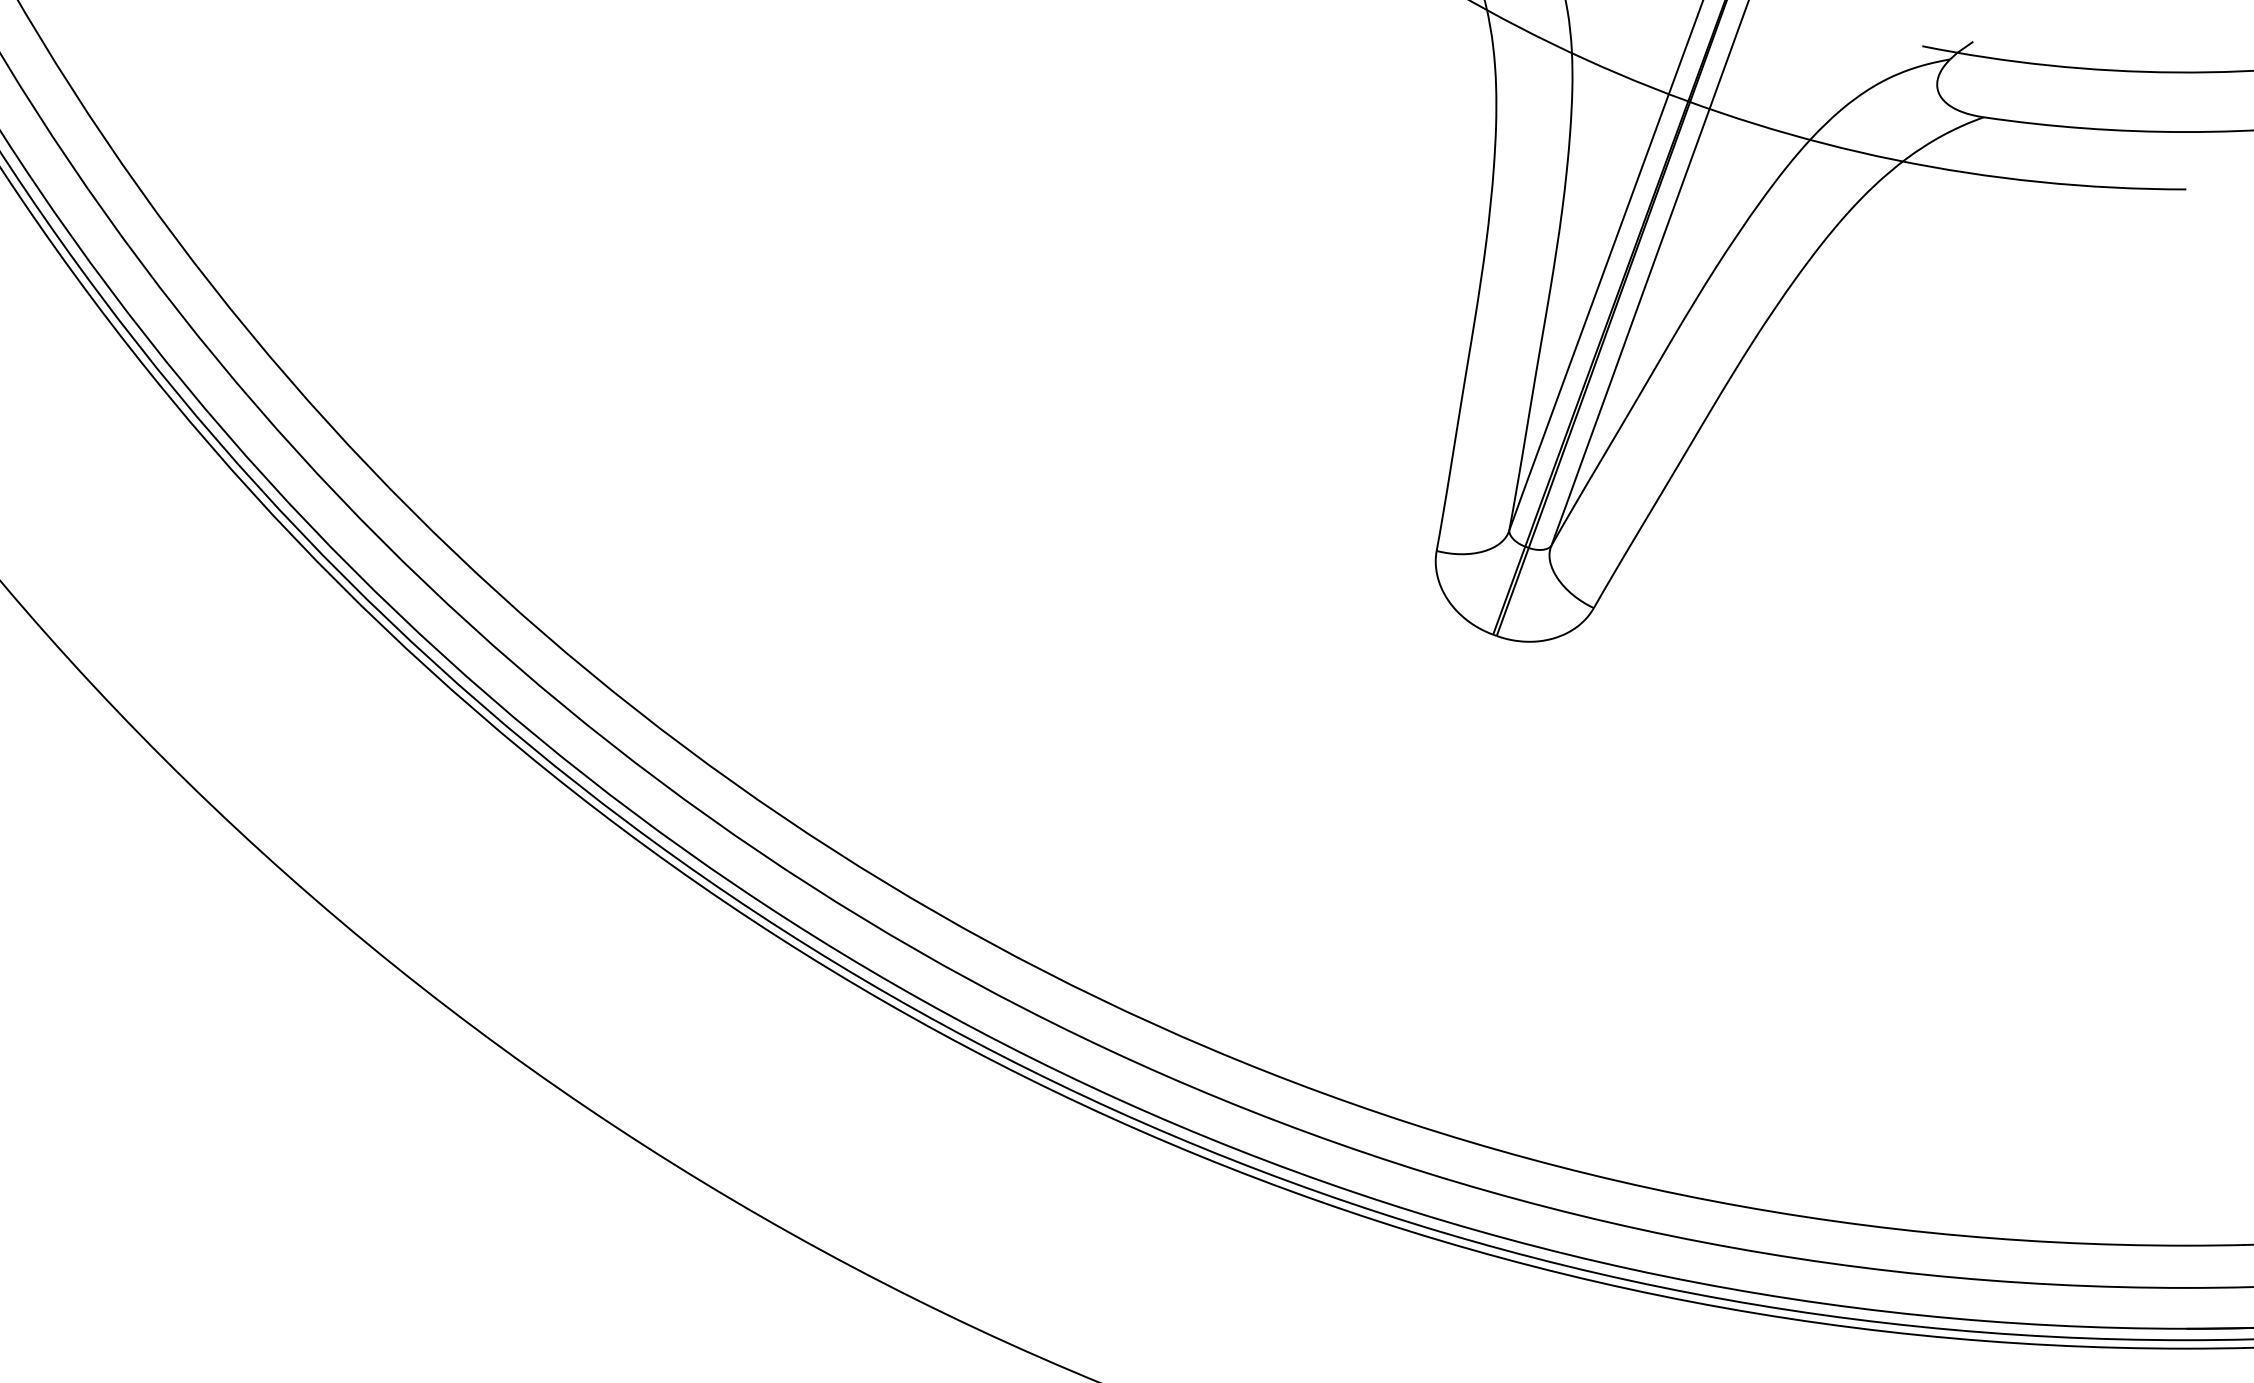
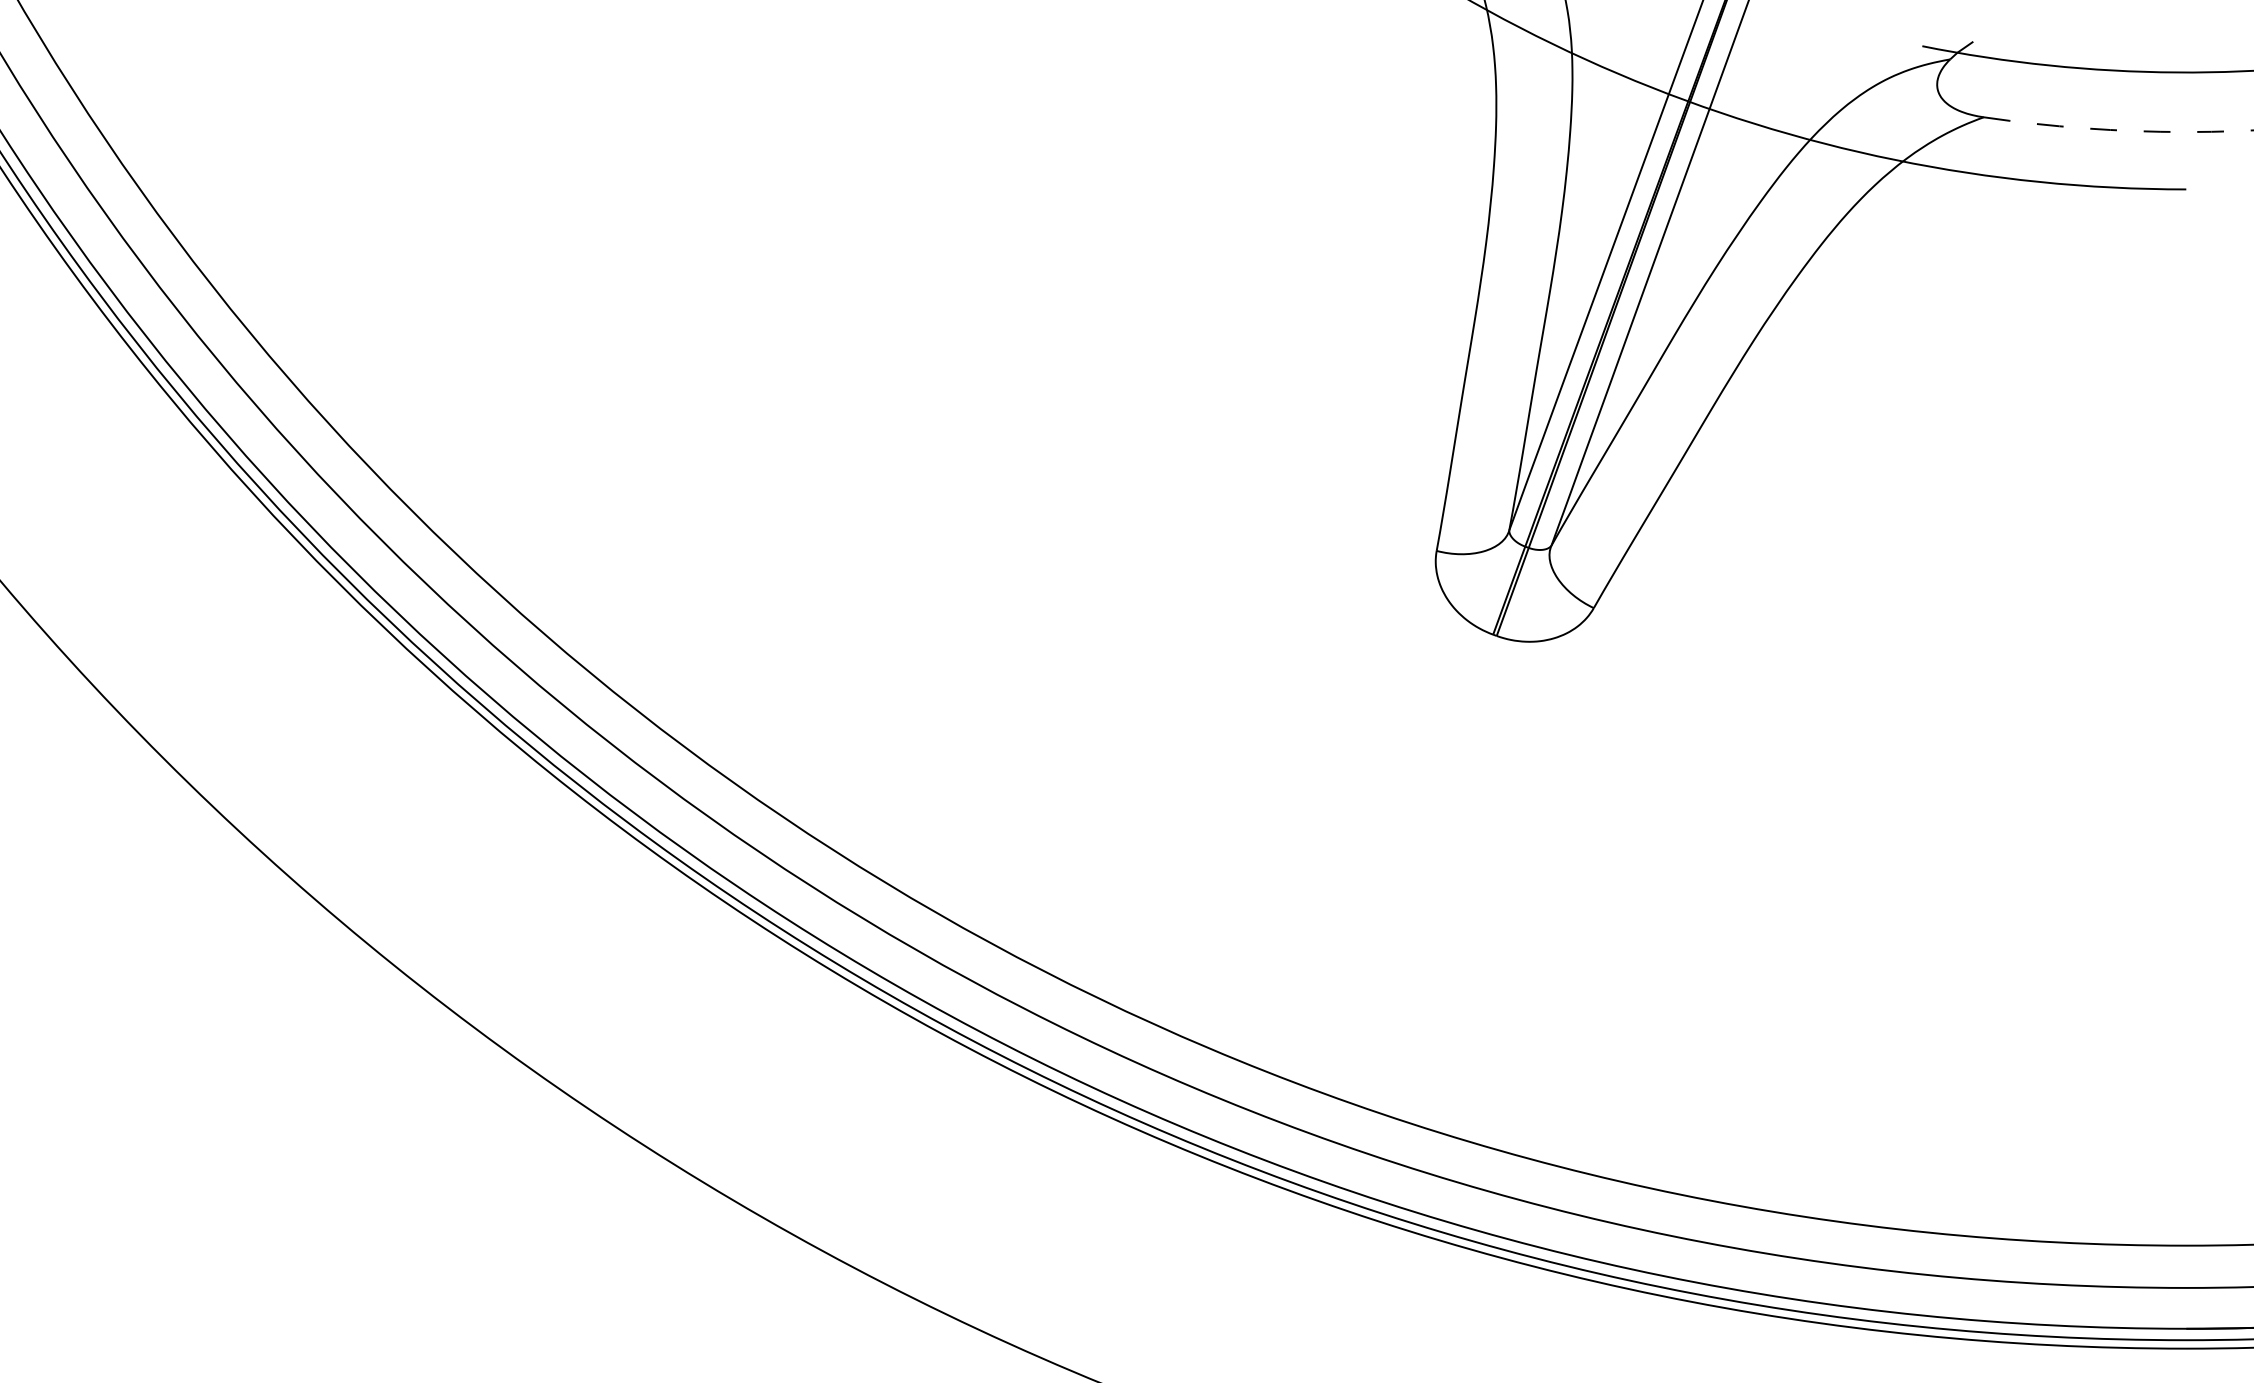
arc: solid -> dashed (2118, 130)
